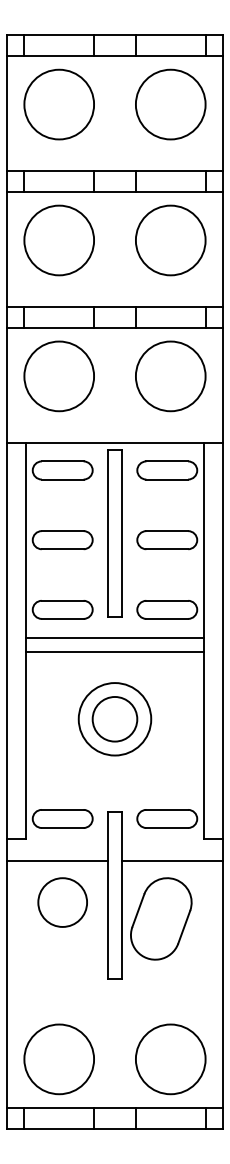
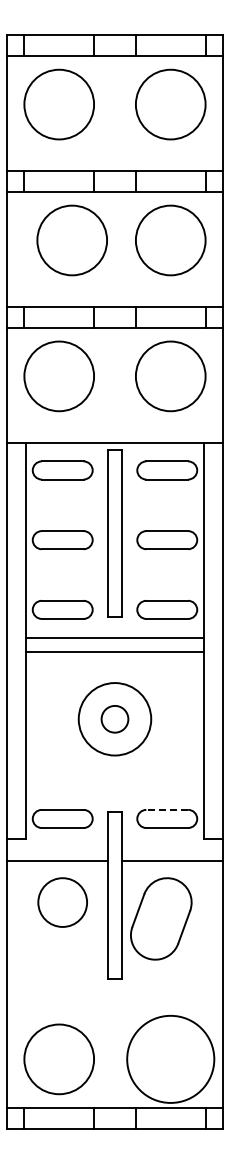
circle position: (58, 240) -> (71, 240) (71, 240)
circle diameter: 45 px -> 27 px (114, 718)
line: solid -> dashed (167, 809)
circle diameter: 70 px -> 87 px (170, 1058)
